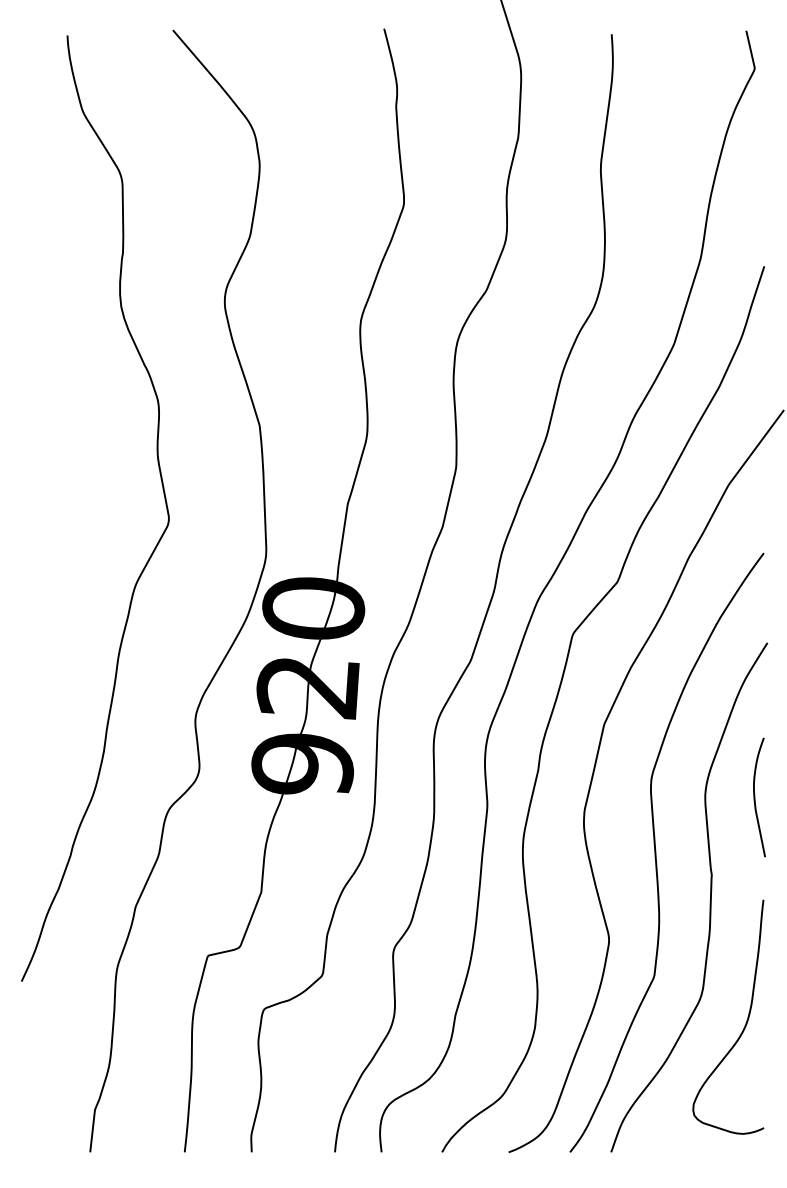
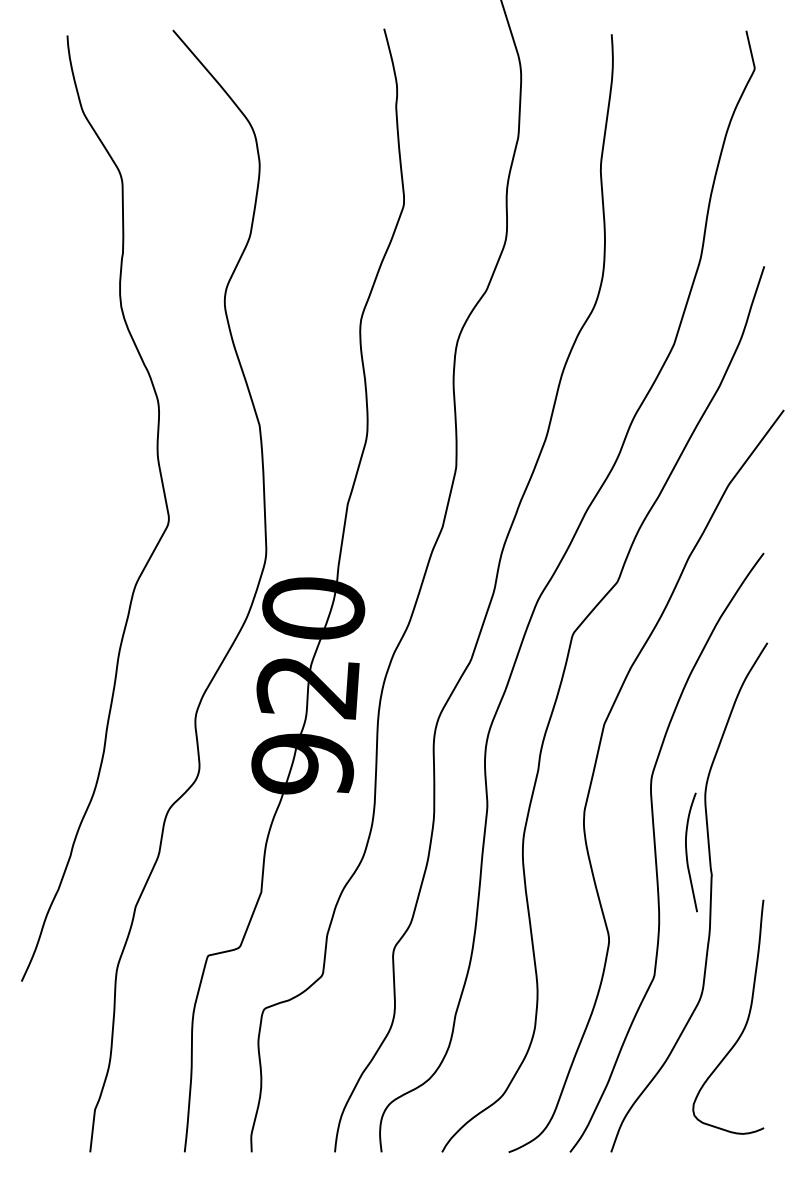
curve position: (755, 797) -> (687, 852) (687, 852)
